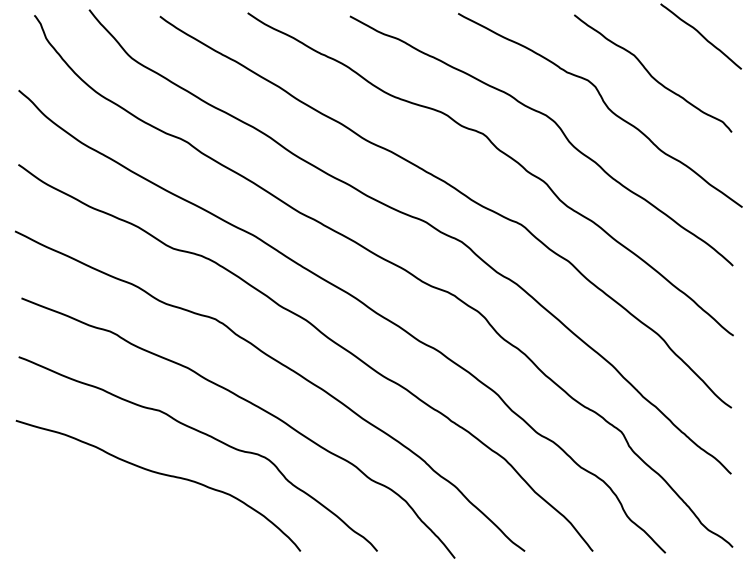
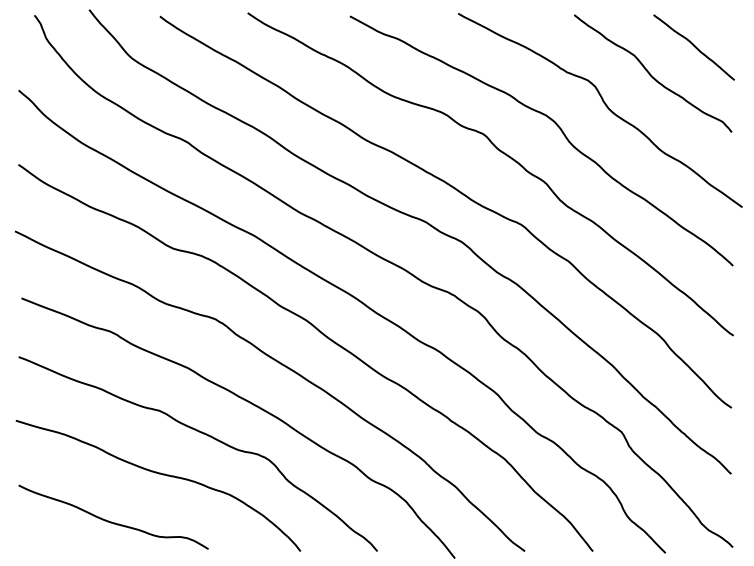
curve position: (700, 35) -> (693, 46) (693, 46)
curve: none -> present (112, 521)
